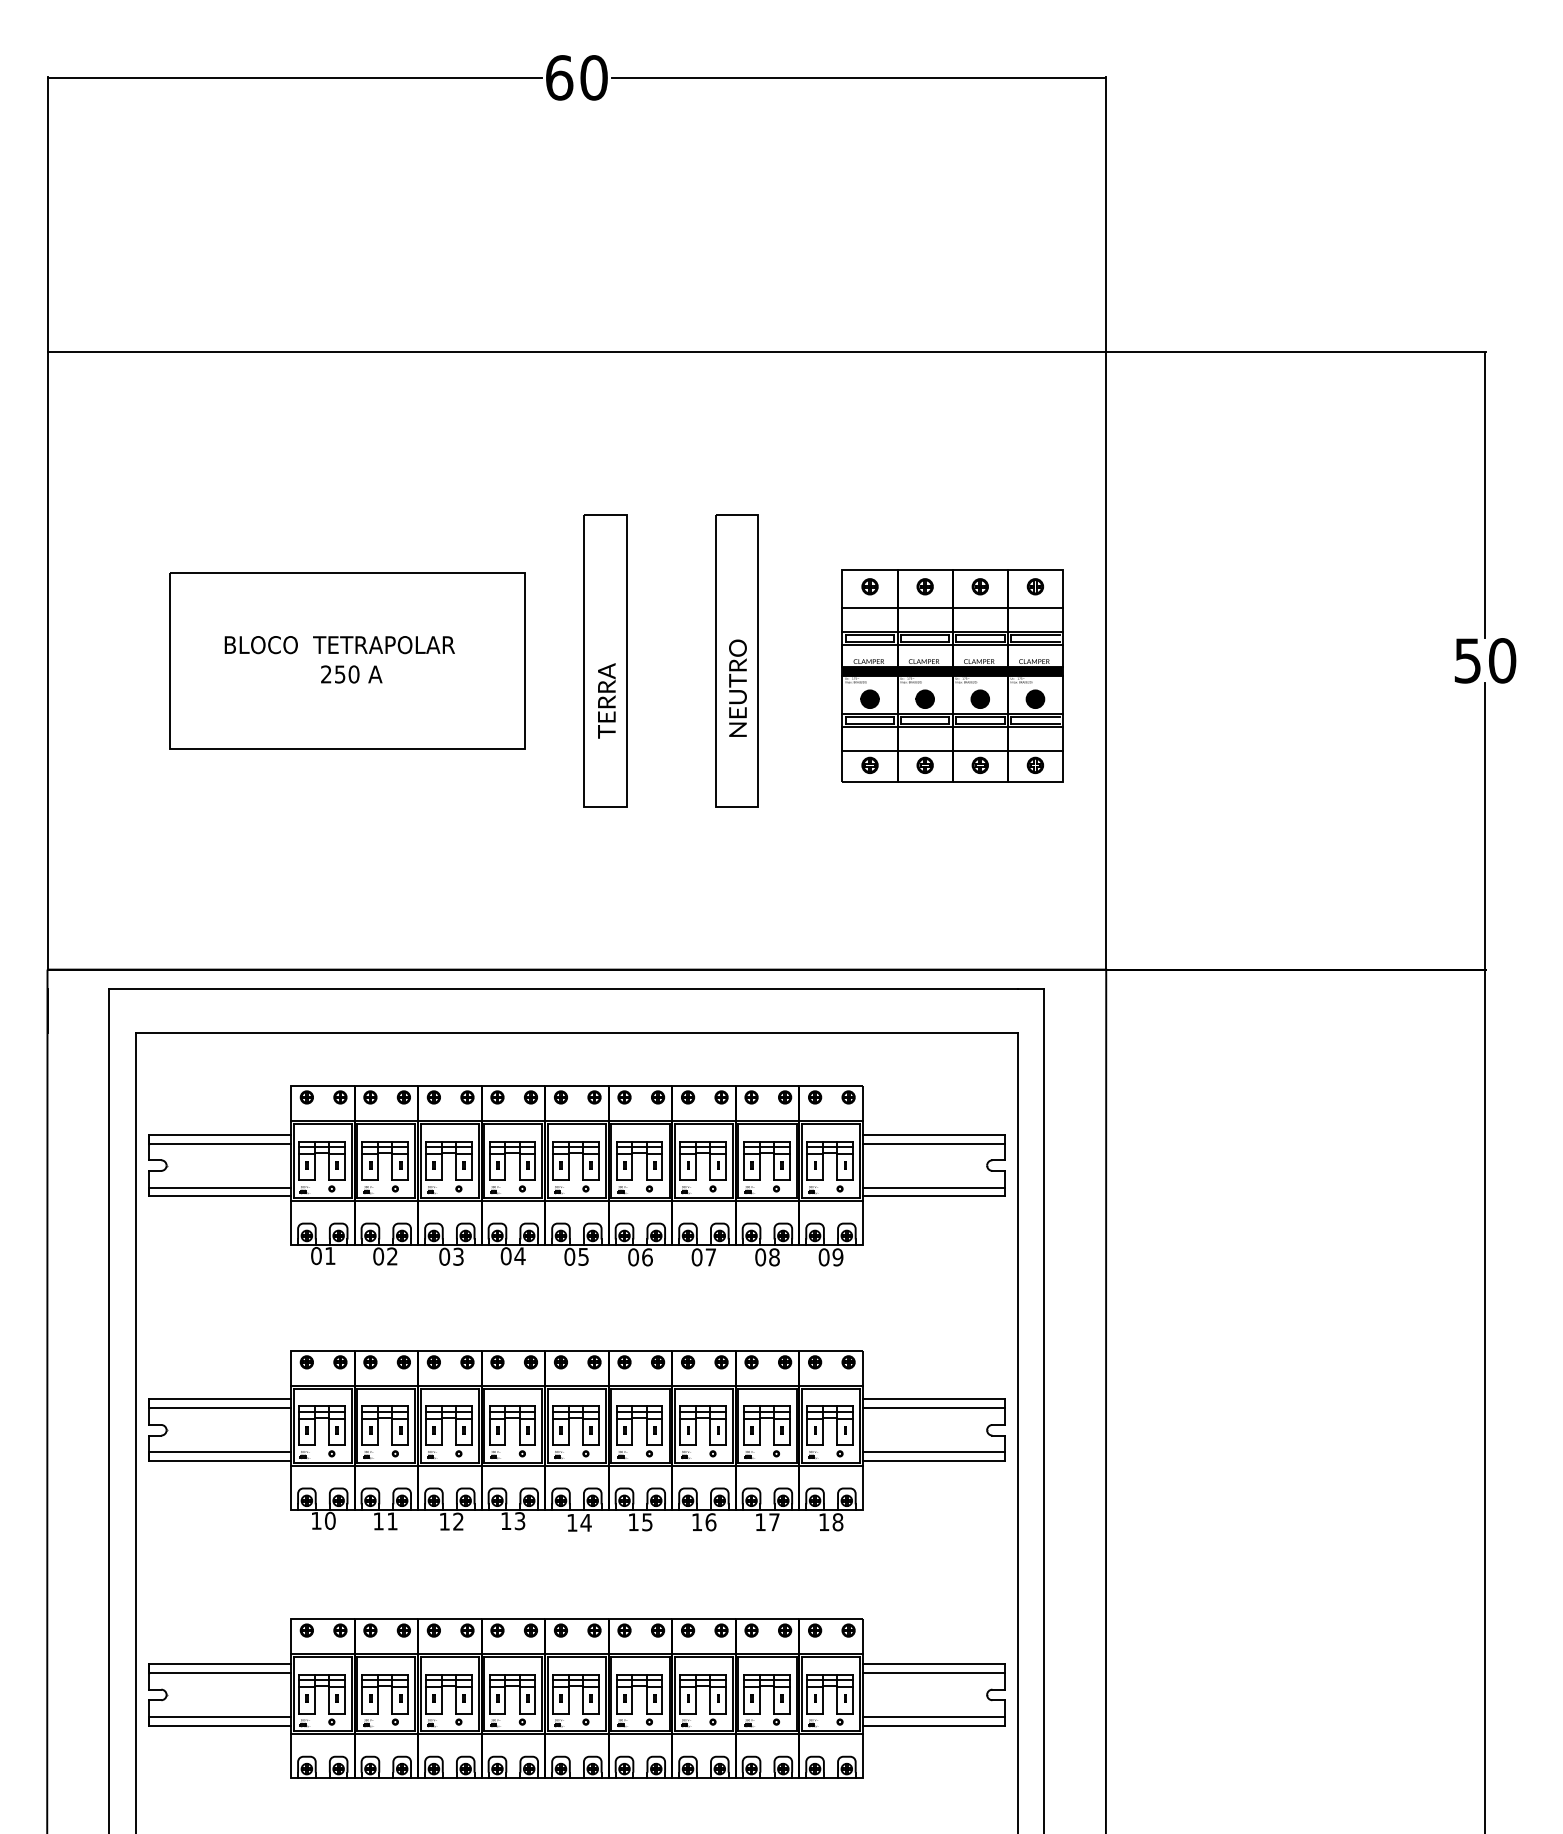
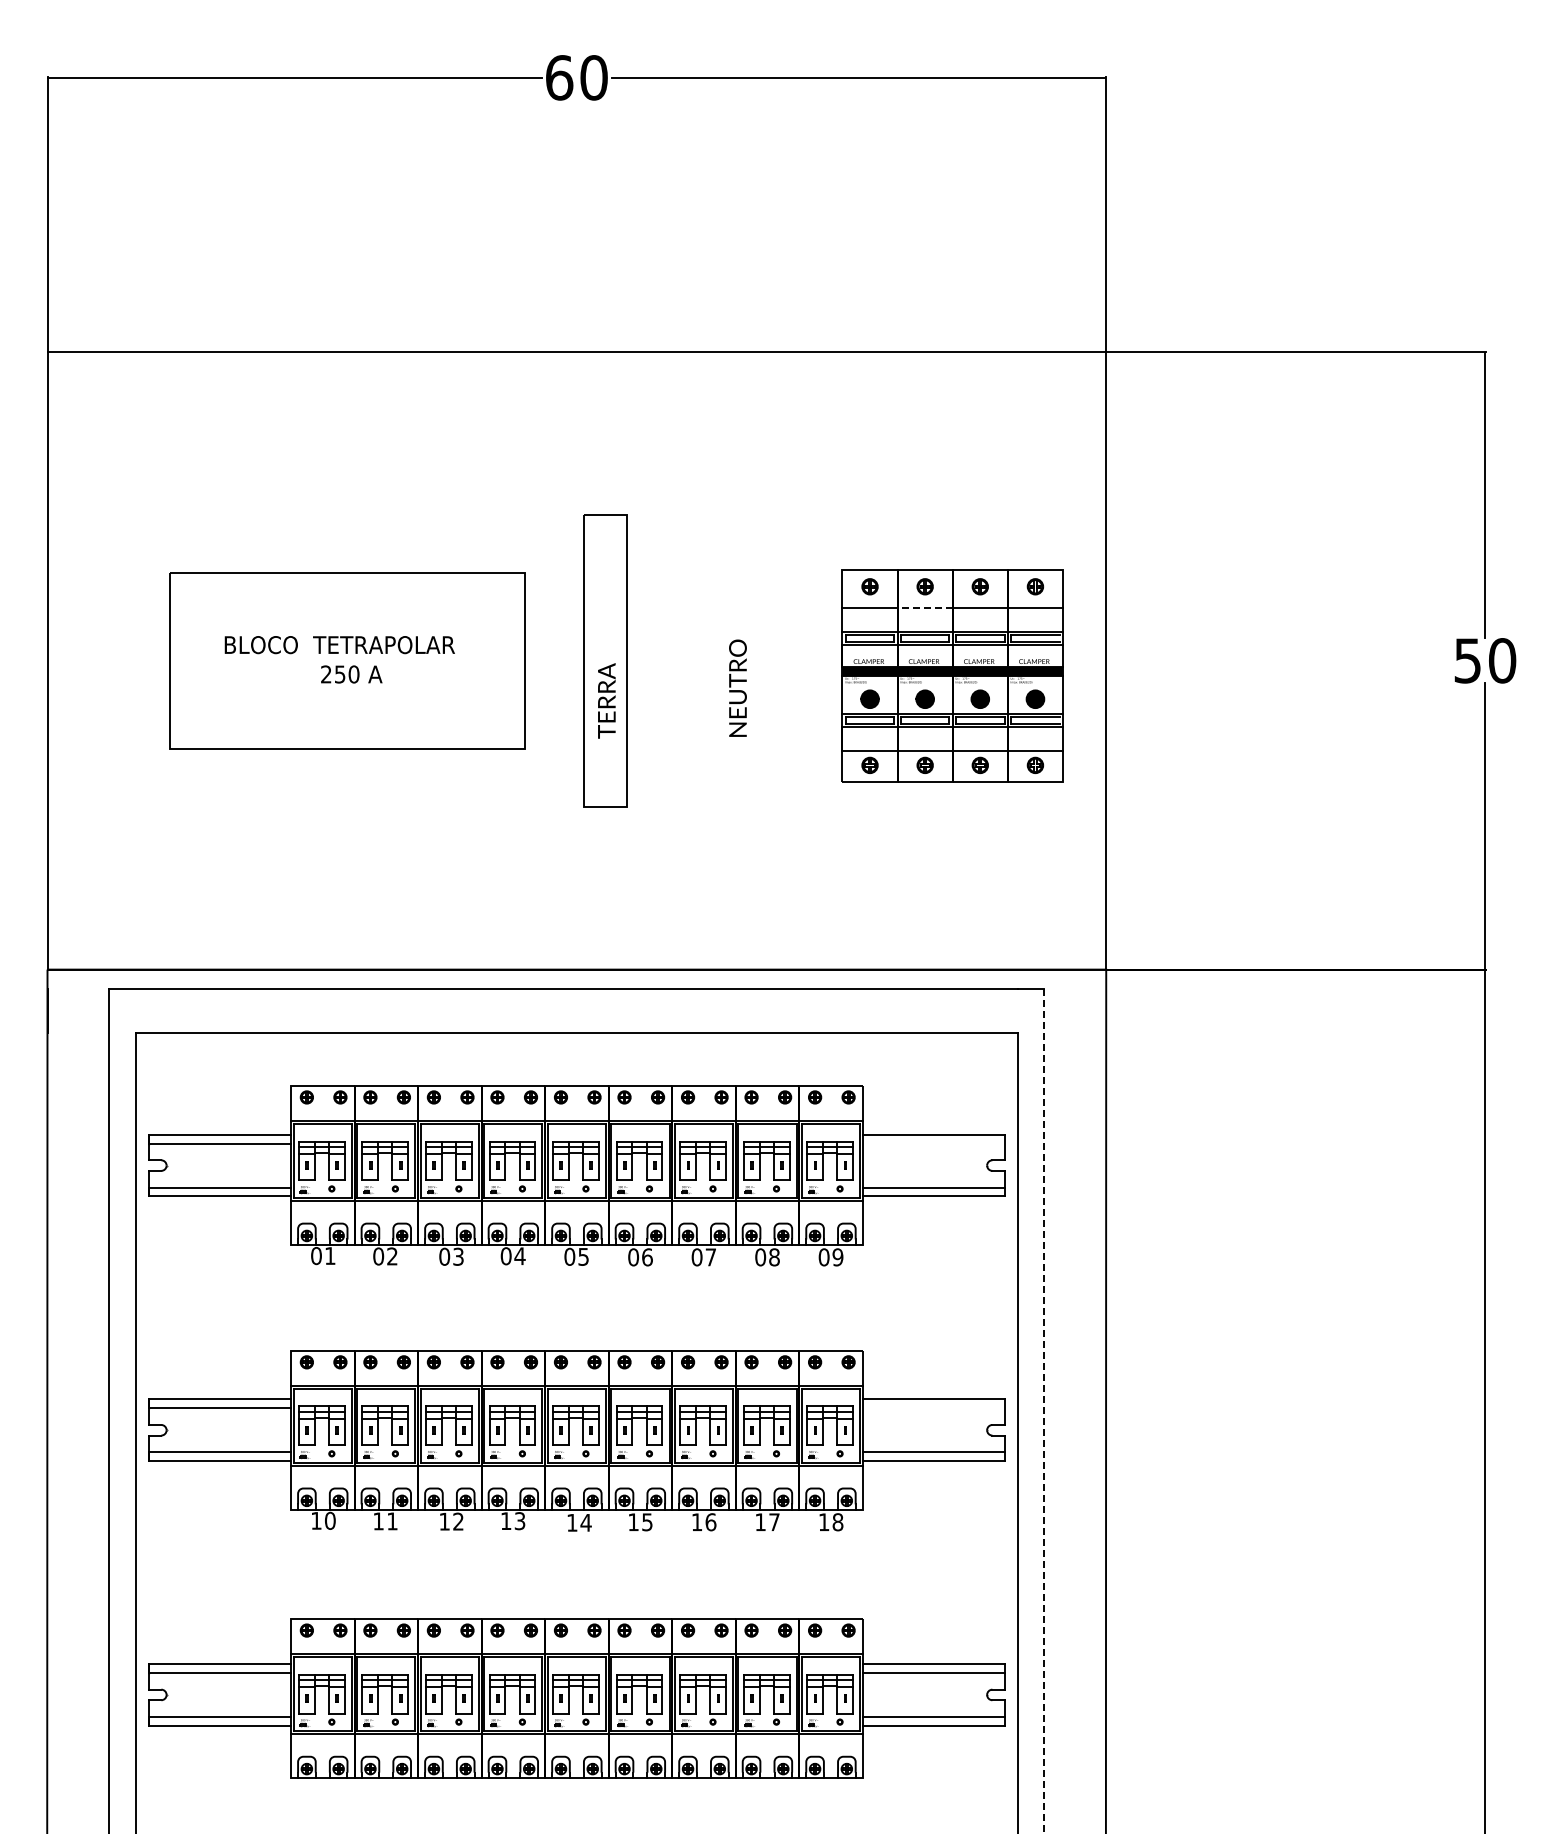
line: solid -> dashed (925, 607)
part: present -> none (736, 660)
line: present -> none (933, 1143)
line: present -> none (933, 1408)
line: solid -> dashed (1044, 1412)
